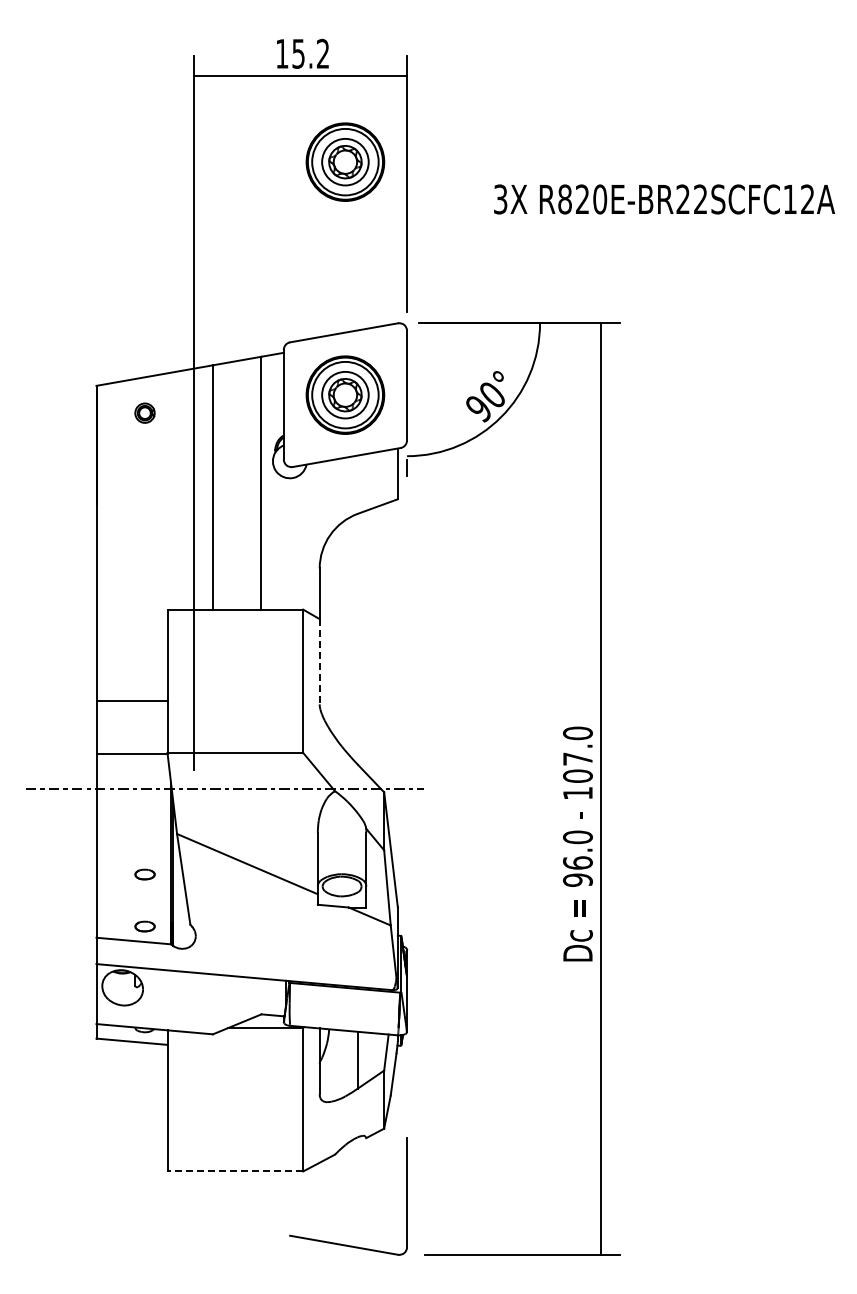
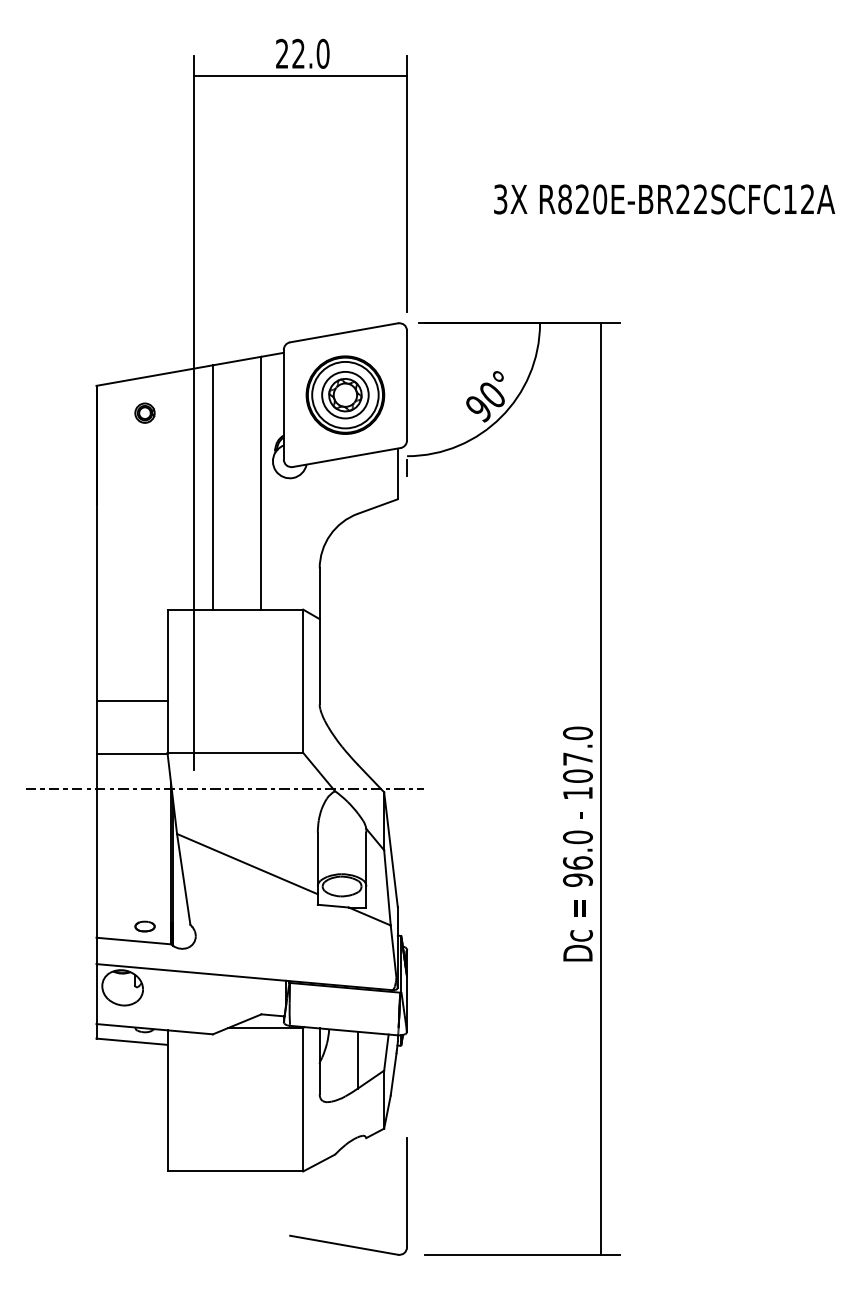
text: 15.2 -> 22.0 (302, 53)
part: present -> none (345, 161)
line: dashed -> solid (319, 661)
part: present -> none (144, 874)
line: dashed -> solid (235, 1171)
